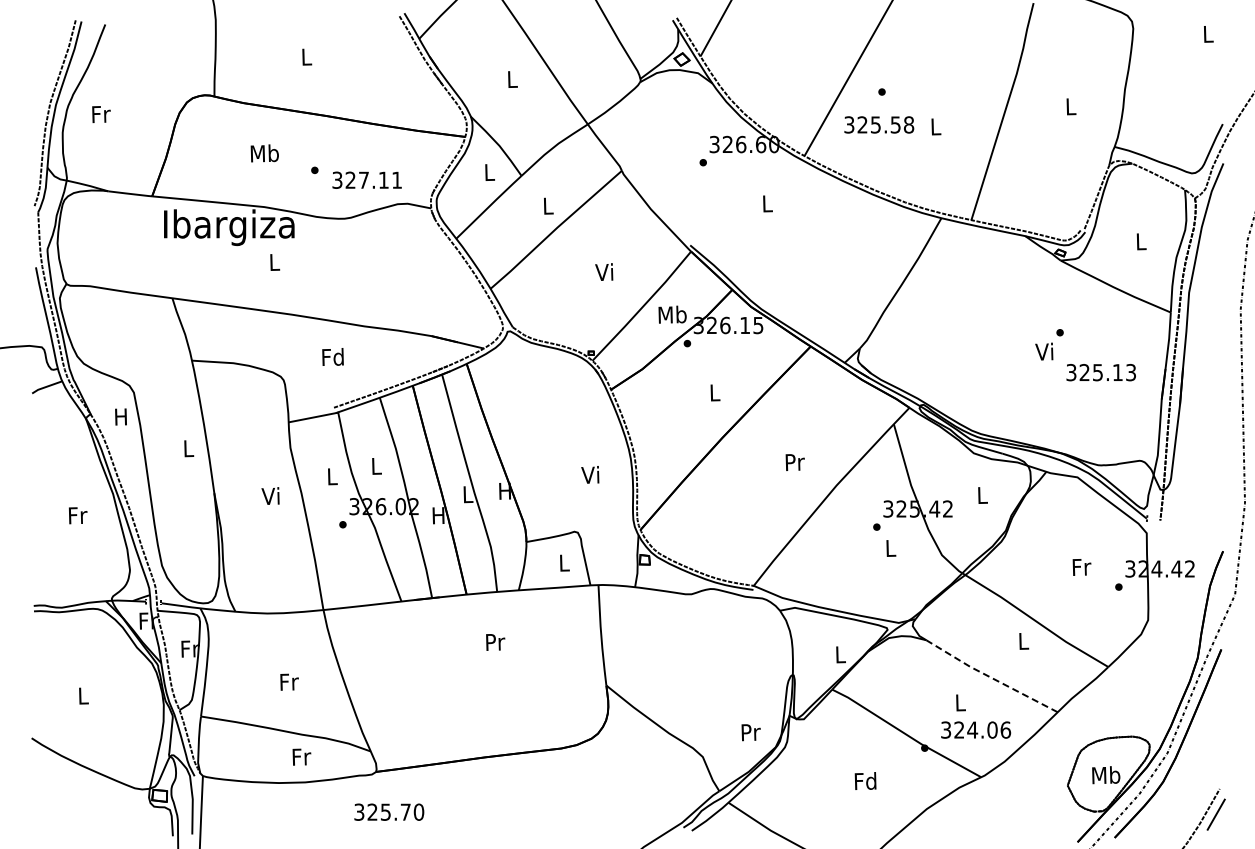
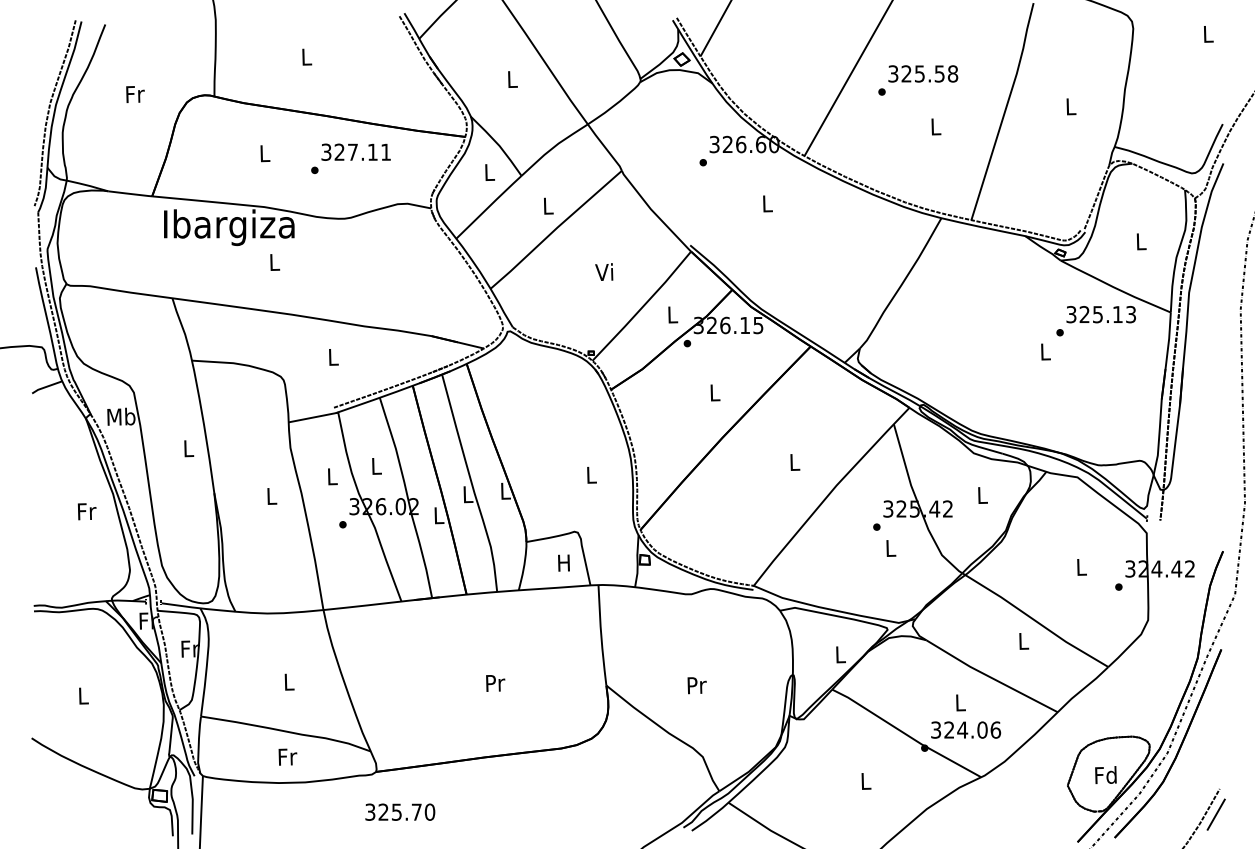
text position: (101, 114) -> (135, 94) (135, 94)
text position: (879, 124) -> (923, 73) (923, 73)
text: Mb -> L (264, 153)
text position: (366, 179) -> (355, 151) (355, 151)
text: Mb -> L (672, 314)
text: Vi -> L (1044, 351)
text: Fd -> L (332, 356)
text position: (1100, 372) -> (1100, 314) (1100, 314)
text: H -> Mb (121, 416)
text: Pr -> L (794, 462)
text: Vi -> L (590, 474)
text: H -> L (504, 490)
text: Vi -> L (270, 495)
text position: (78, 515) -> (87, 511) (87, 511)
text: H -> L (438, 515)
text: L -> H (563, 562)
text: Fr -> L (1081, 567)
text position: (495, 642) -> (495, 683) (495, 683)
line: dashed -> solid (990, 677)
text: Fr -> L (289, 681)
text position: (976, 729) -> (966, 729) (966, 729)
text position: (750, 732) -> (696, 685) (696, 685)
text position: (301, 756) -> (287, 756) (287, 756)
text: Mb -> Fd (1106, 775)
text: Fd -> L (865, 780)
text position: (389, 811) -> (400, 811) (400, 811)
